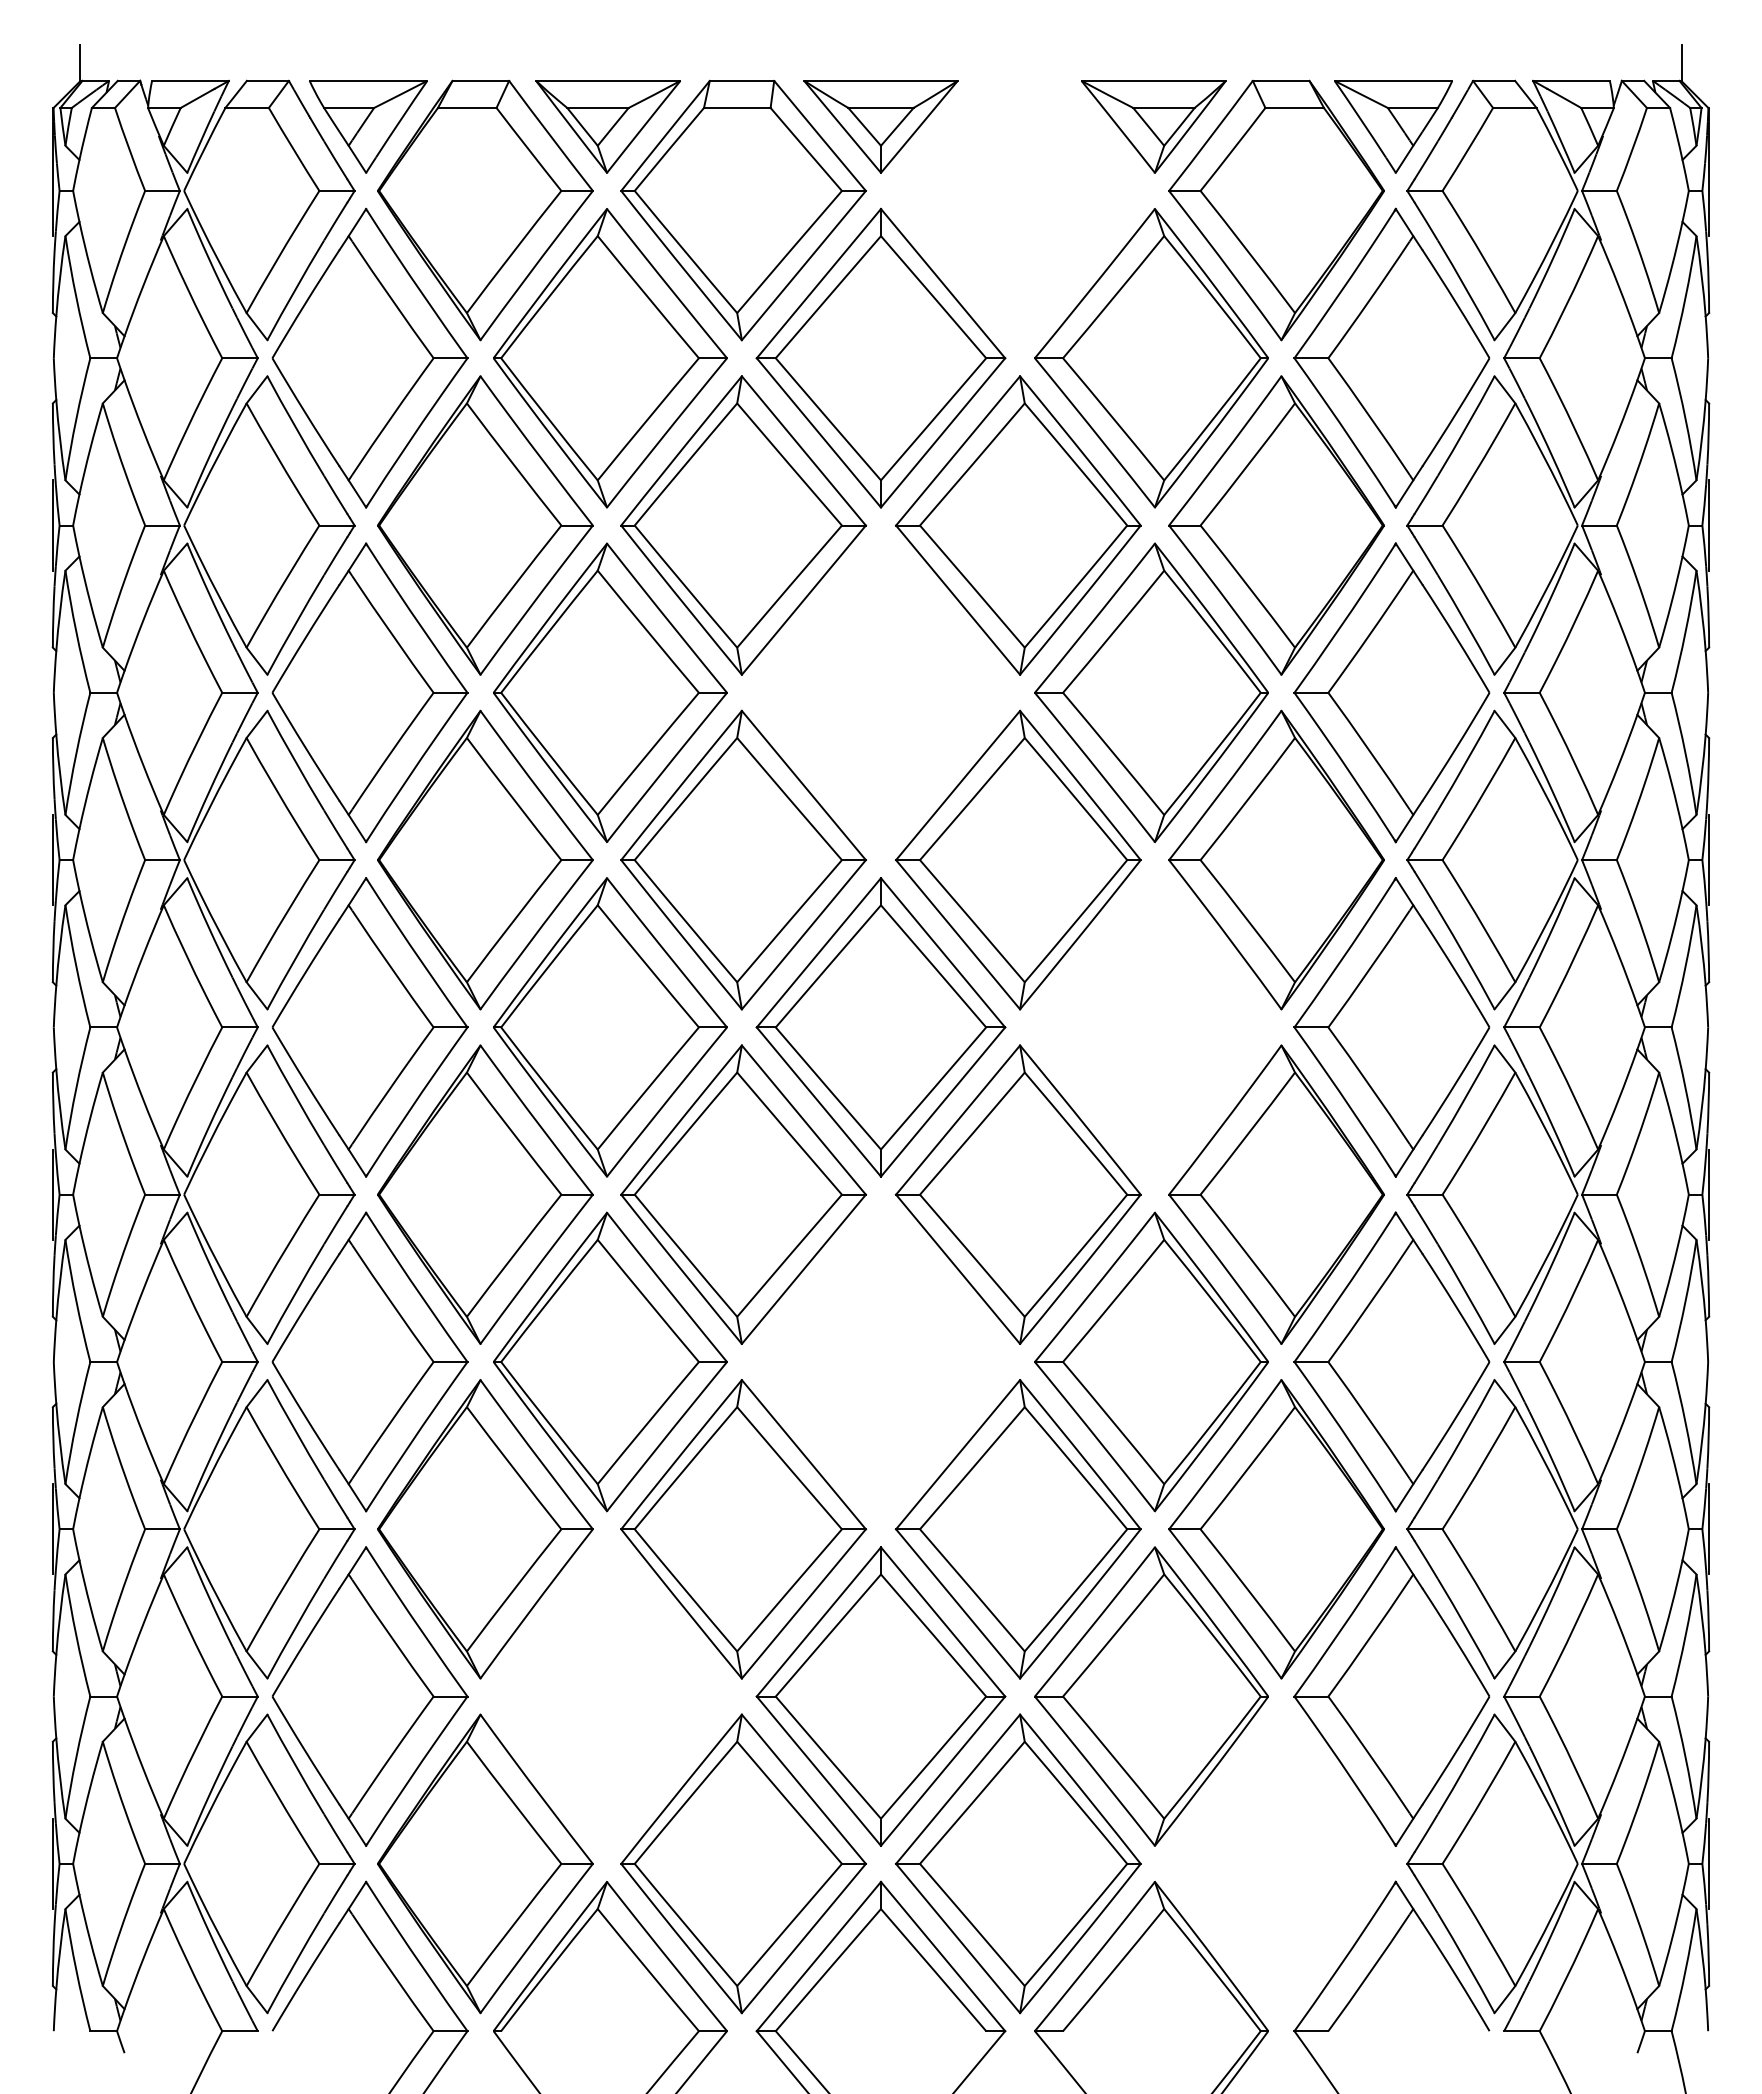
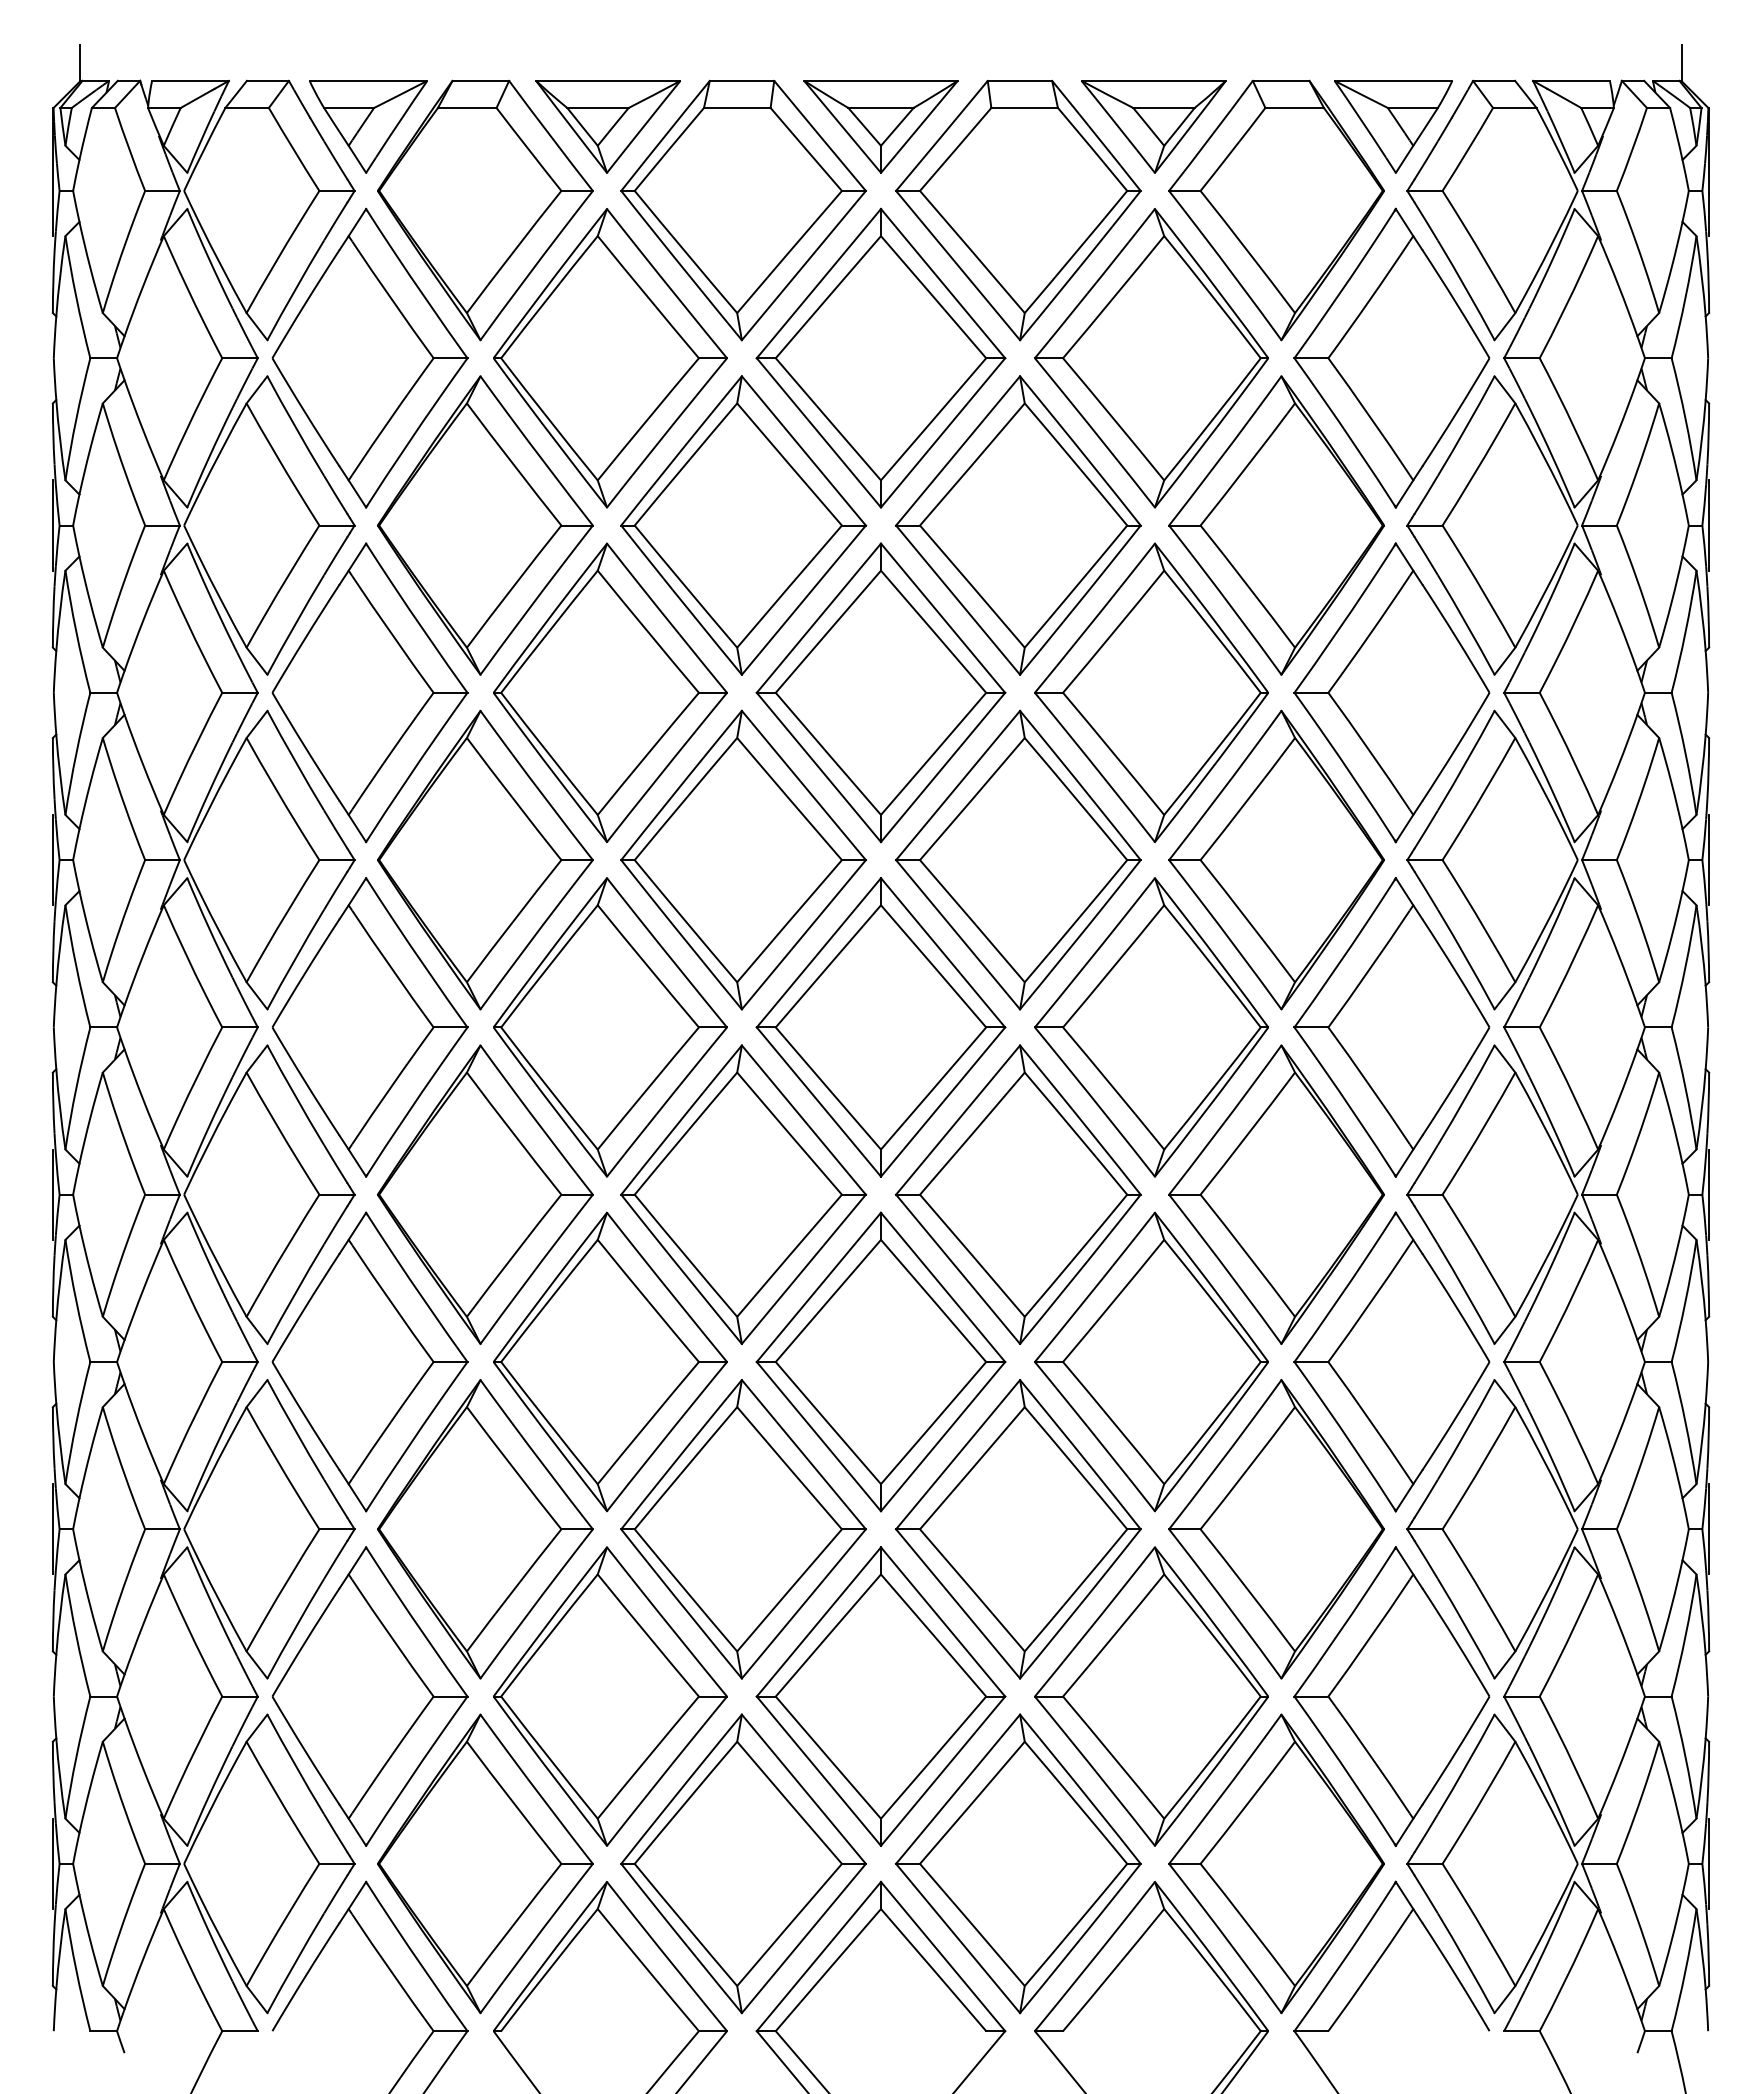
part: none -> present (1018, 210)
part: none -> present (880, 692)
part: none -> present (1151, 1027)
part: none -> present (880, 1361)
part: none -> present (610, 1696)
part: none -> present (1276, 1863)
